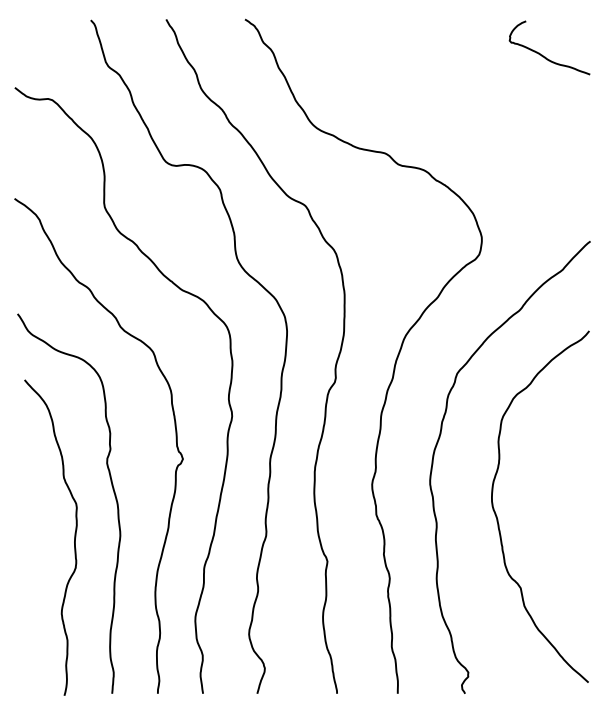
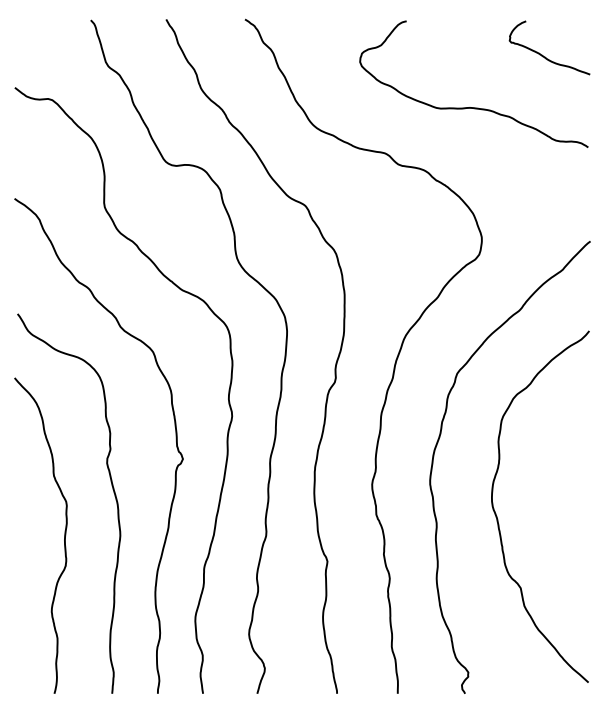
curve: none -> present (473, 107)
curve position: (74, 537) -> (64, 535) (64, 535)
